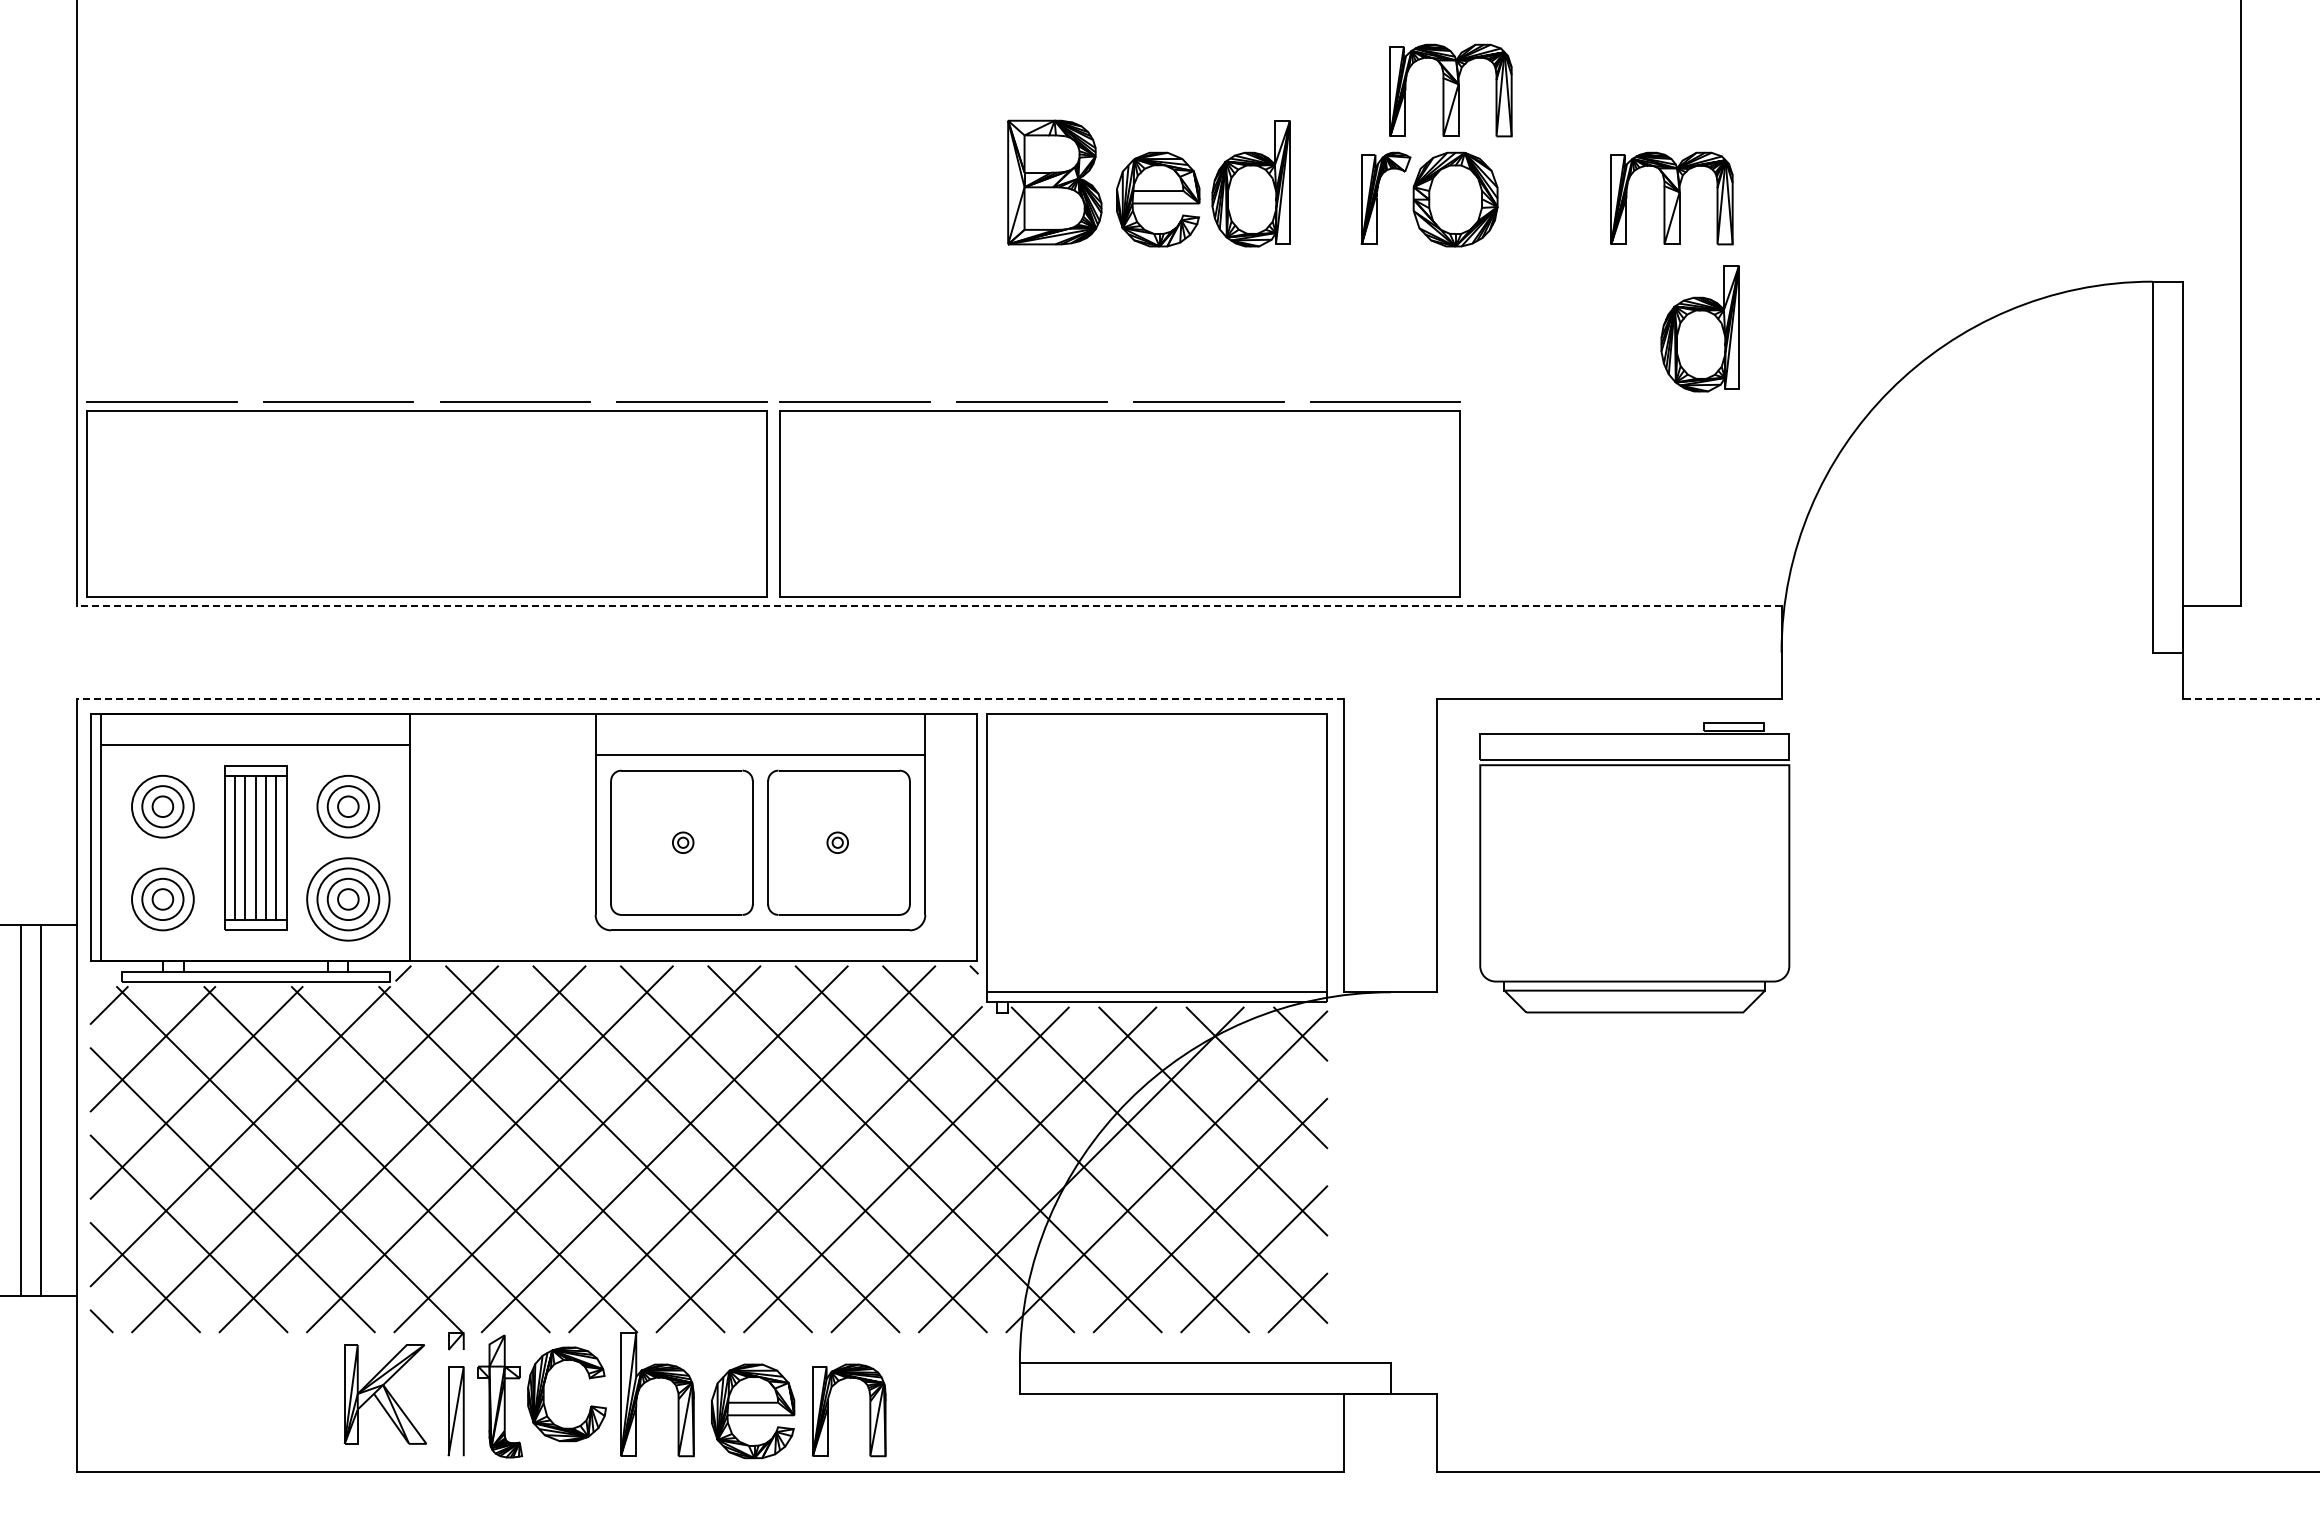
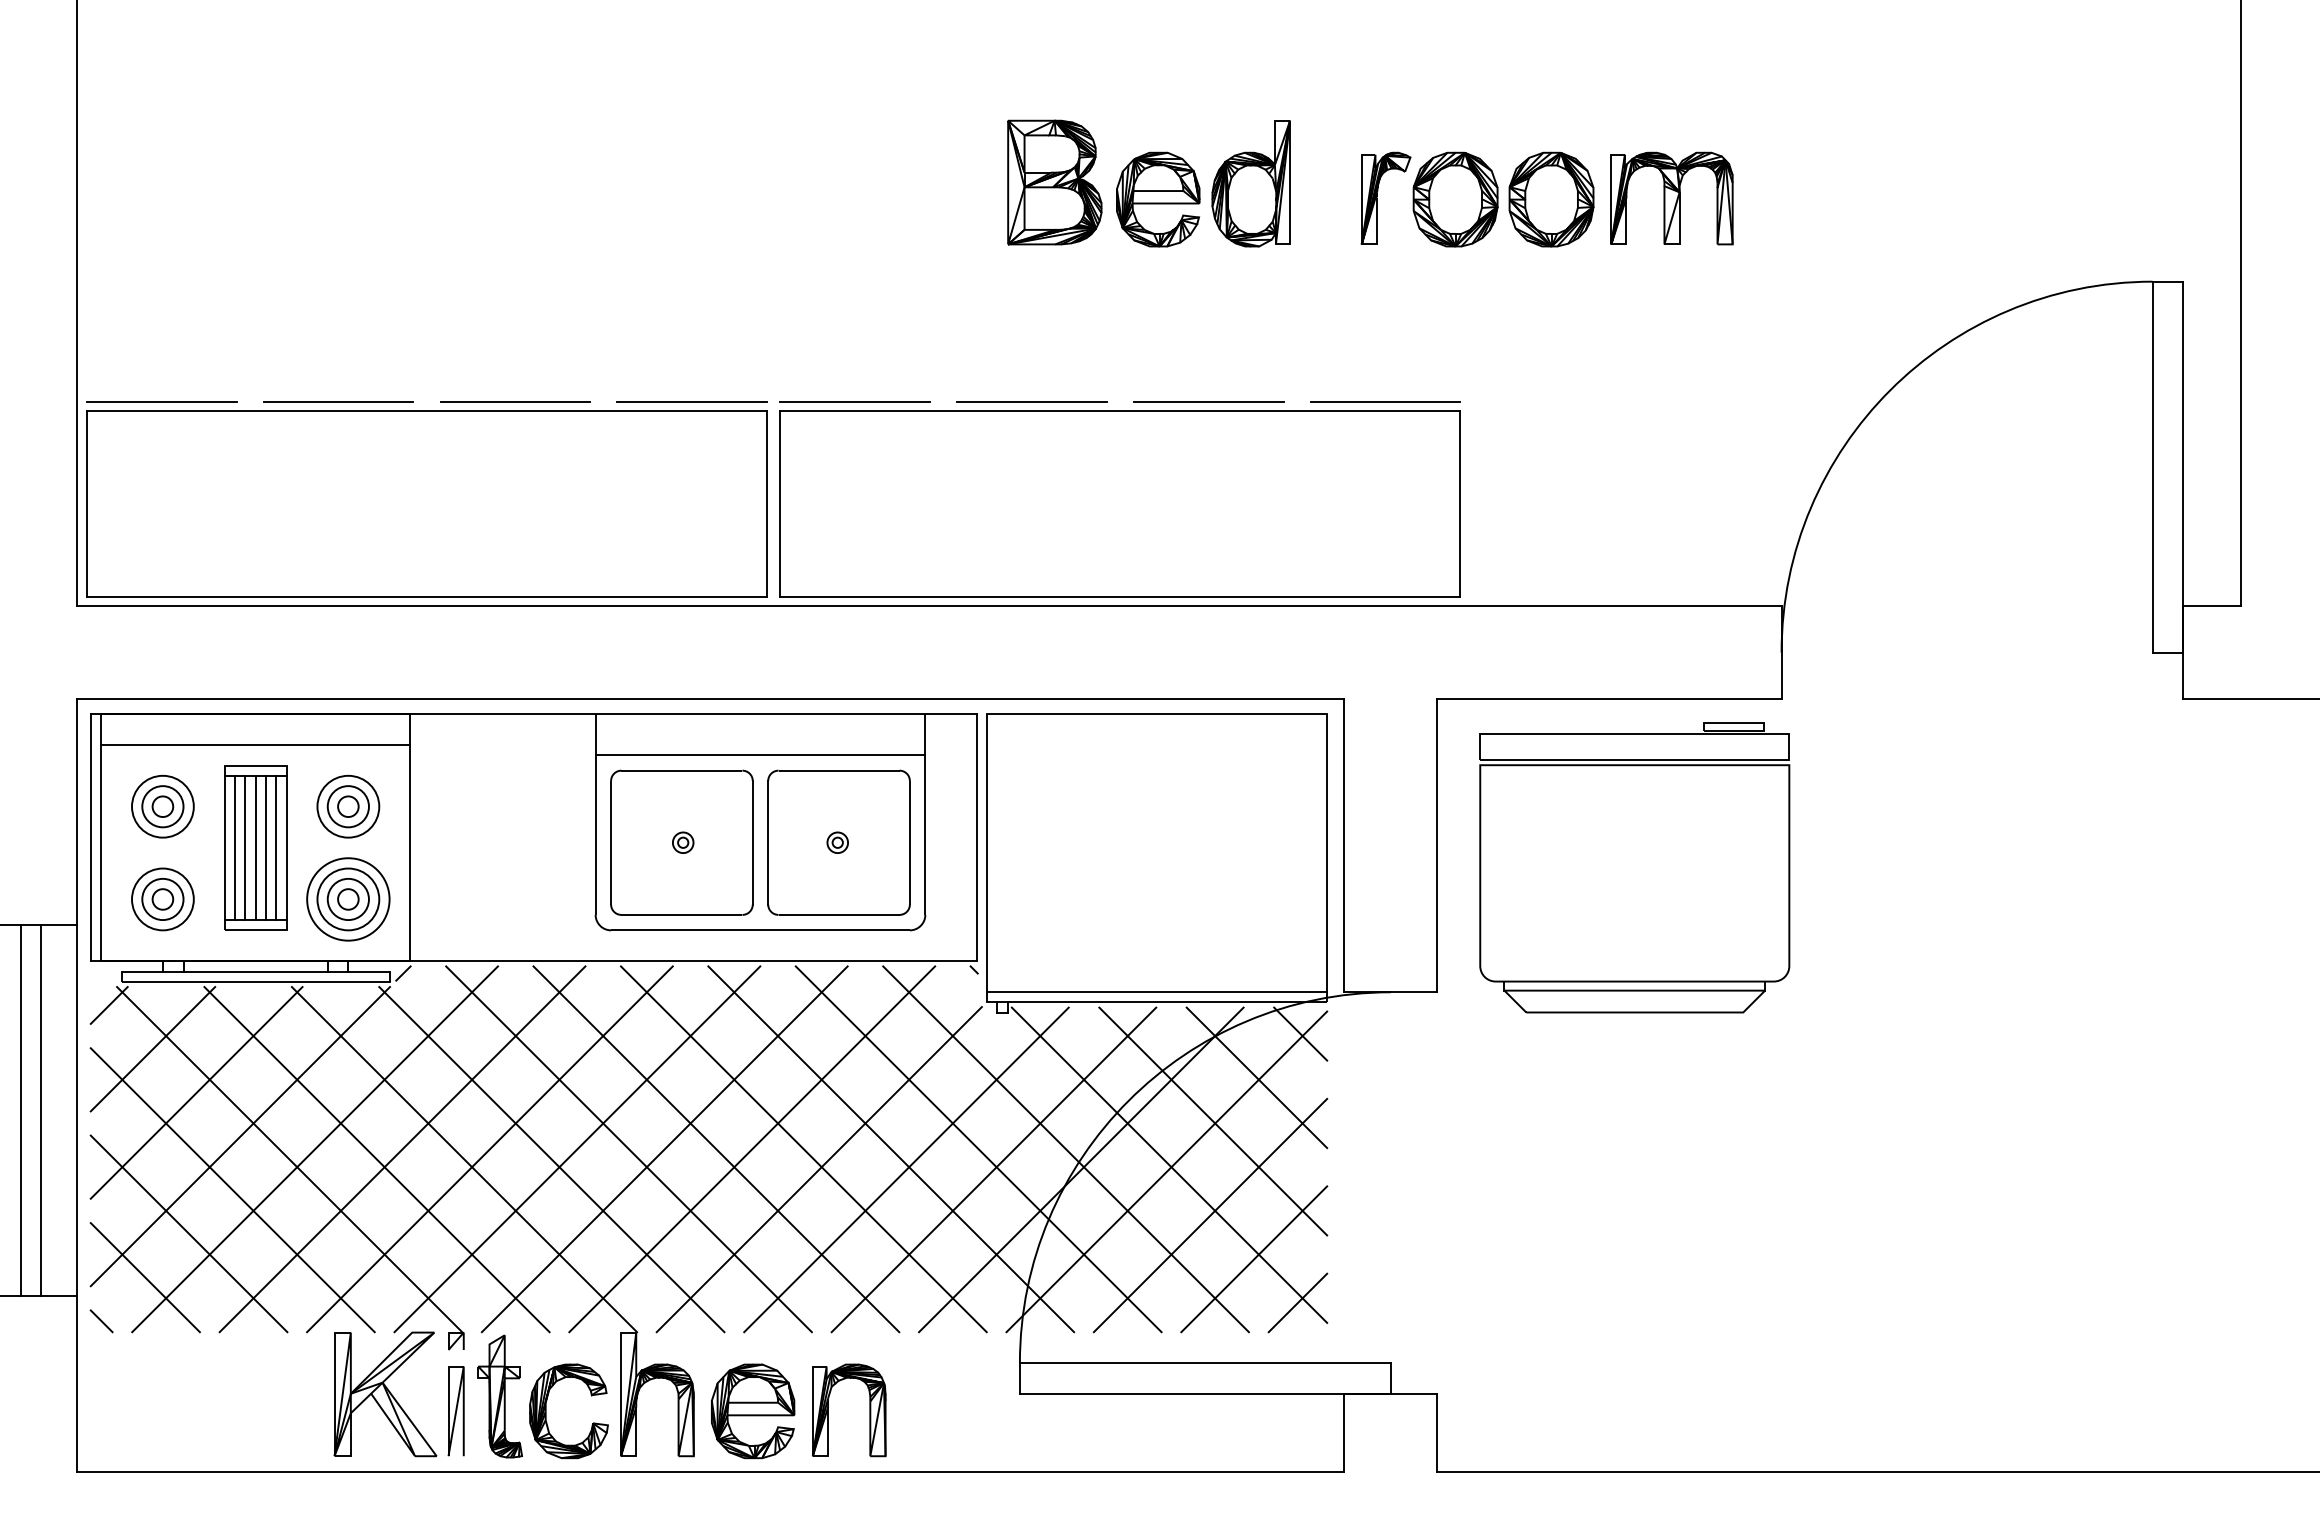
part: present -> none (1450, 90)
part: none -> present (1551, 199)
part: present -> none (1699, 328)
line: dashed -> solid (928, 606)
line: dashed -> solid (710, 698)
line: dashed -> solid (2251, 698)
part size: 84x101 px -> 105x127 px (385, 1394)
part position: (544, 1394) -> (546, 1411) (546, 1411)
